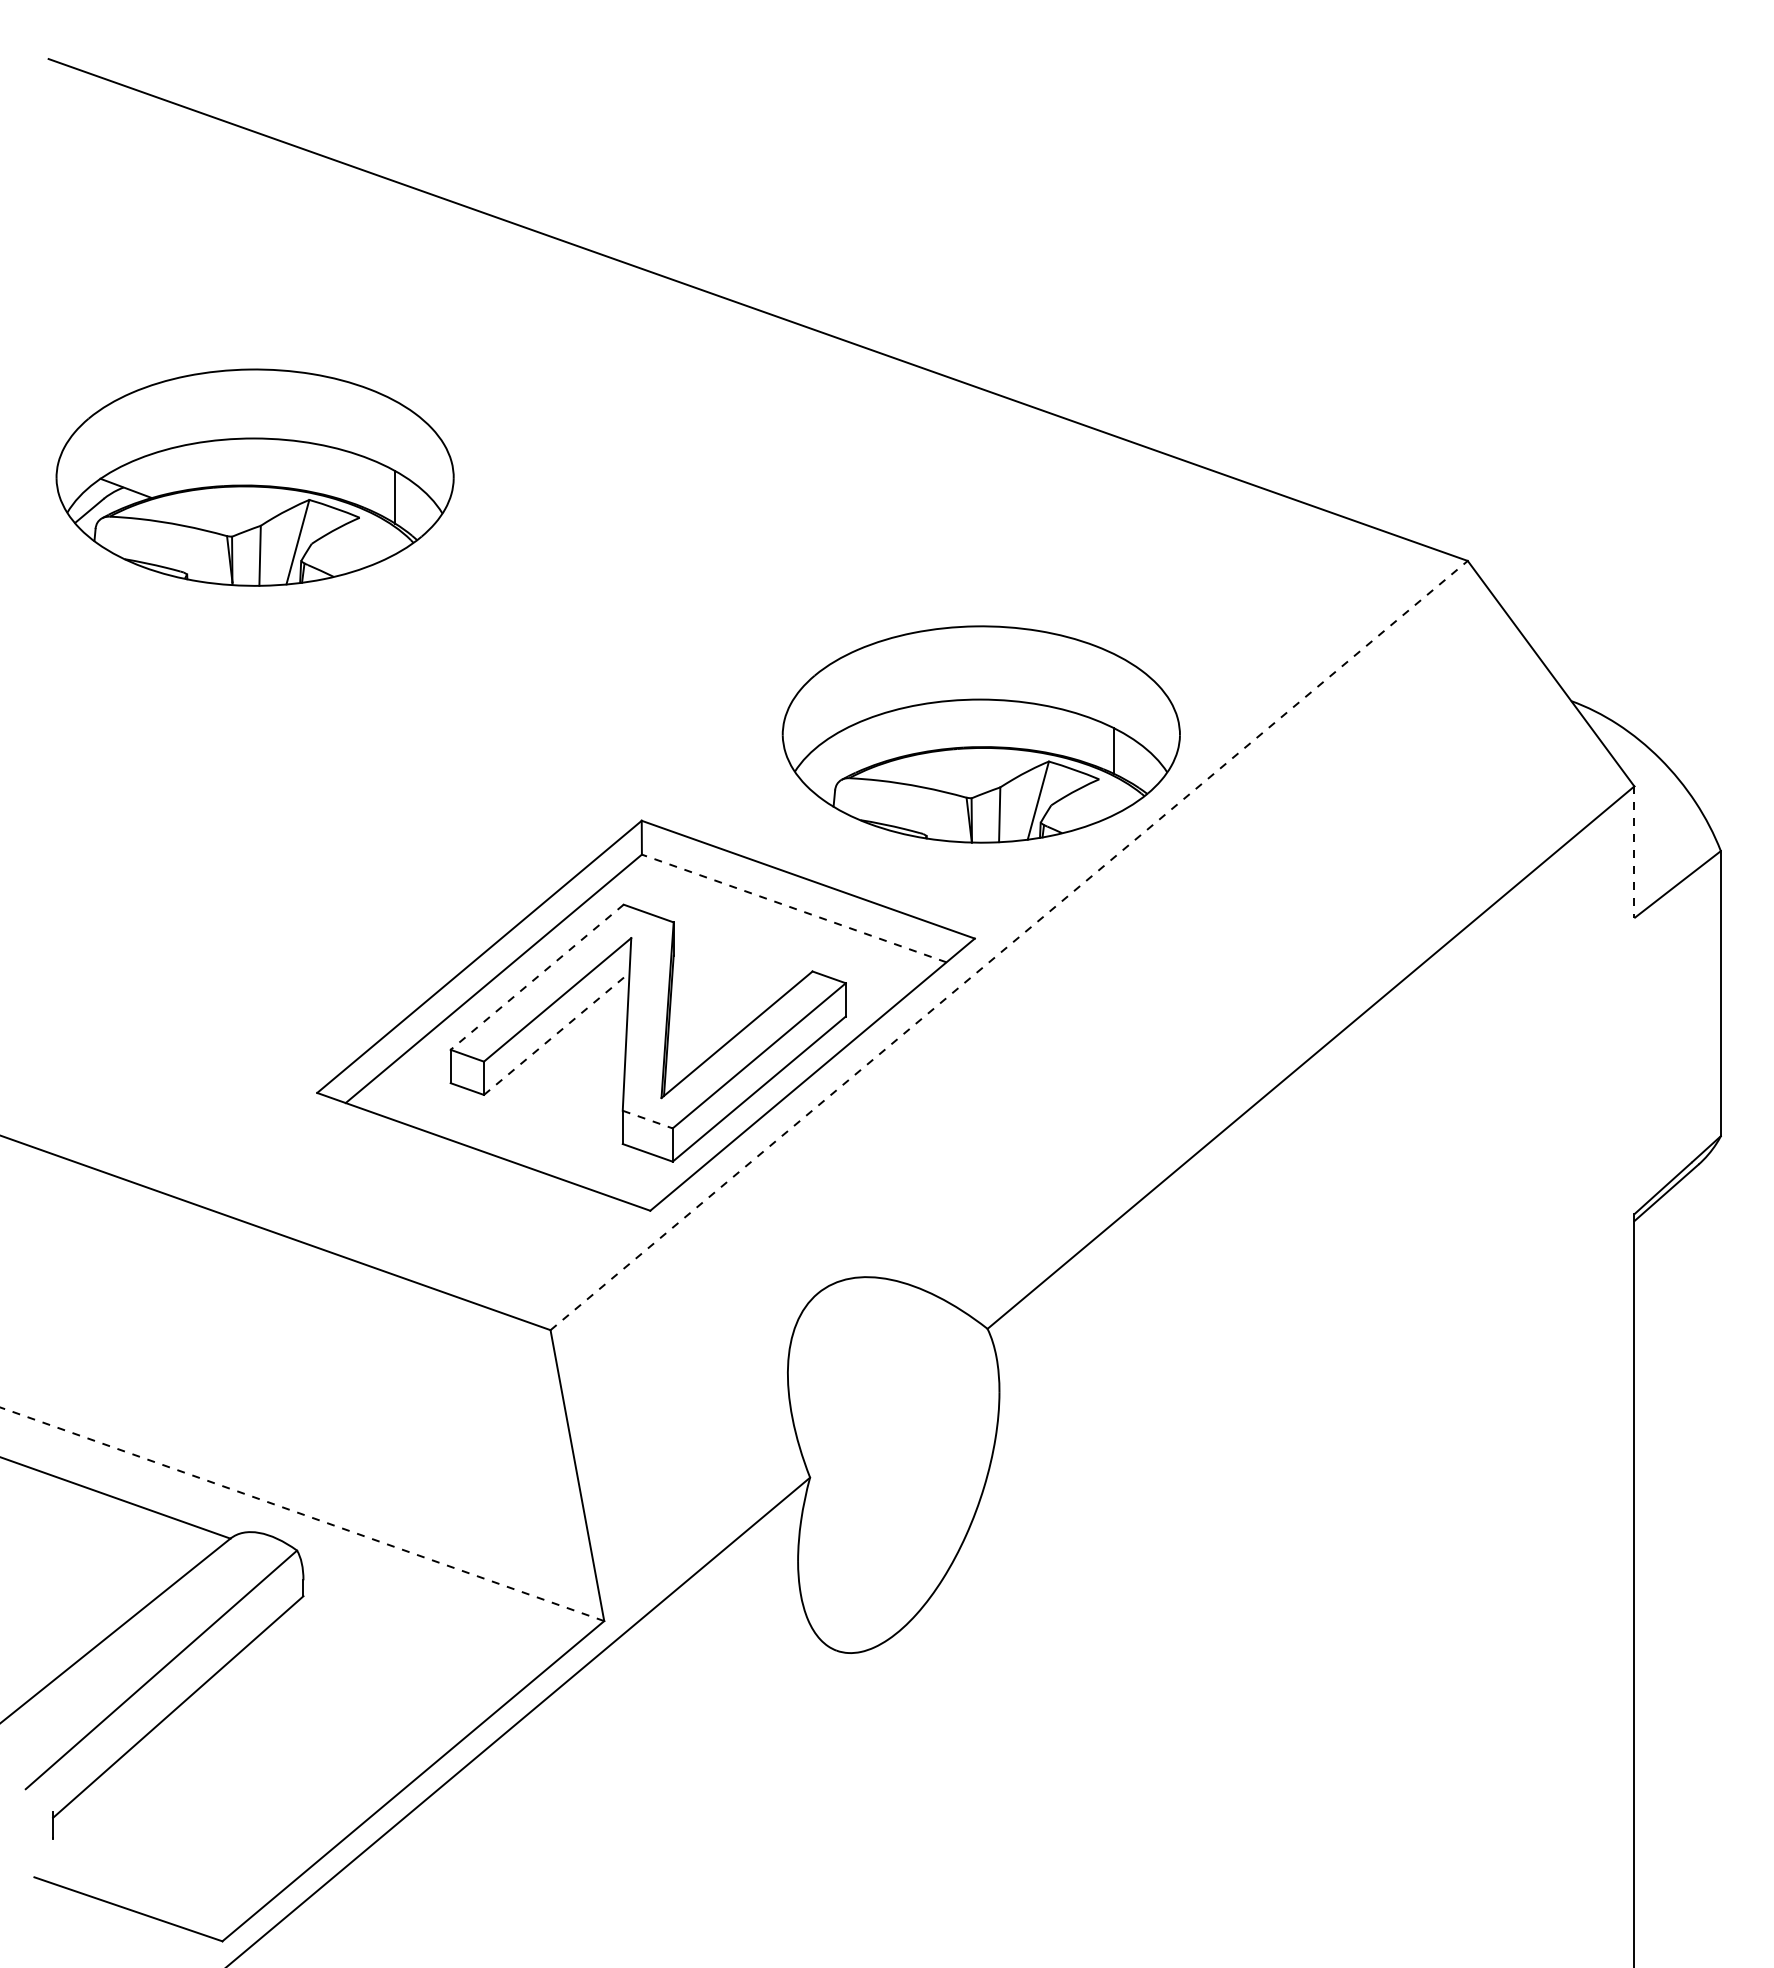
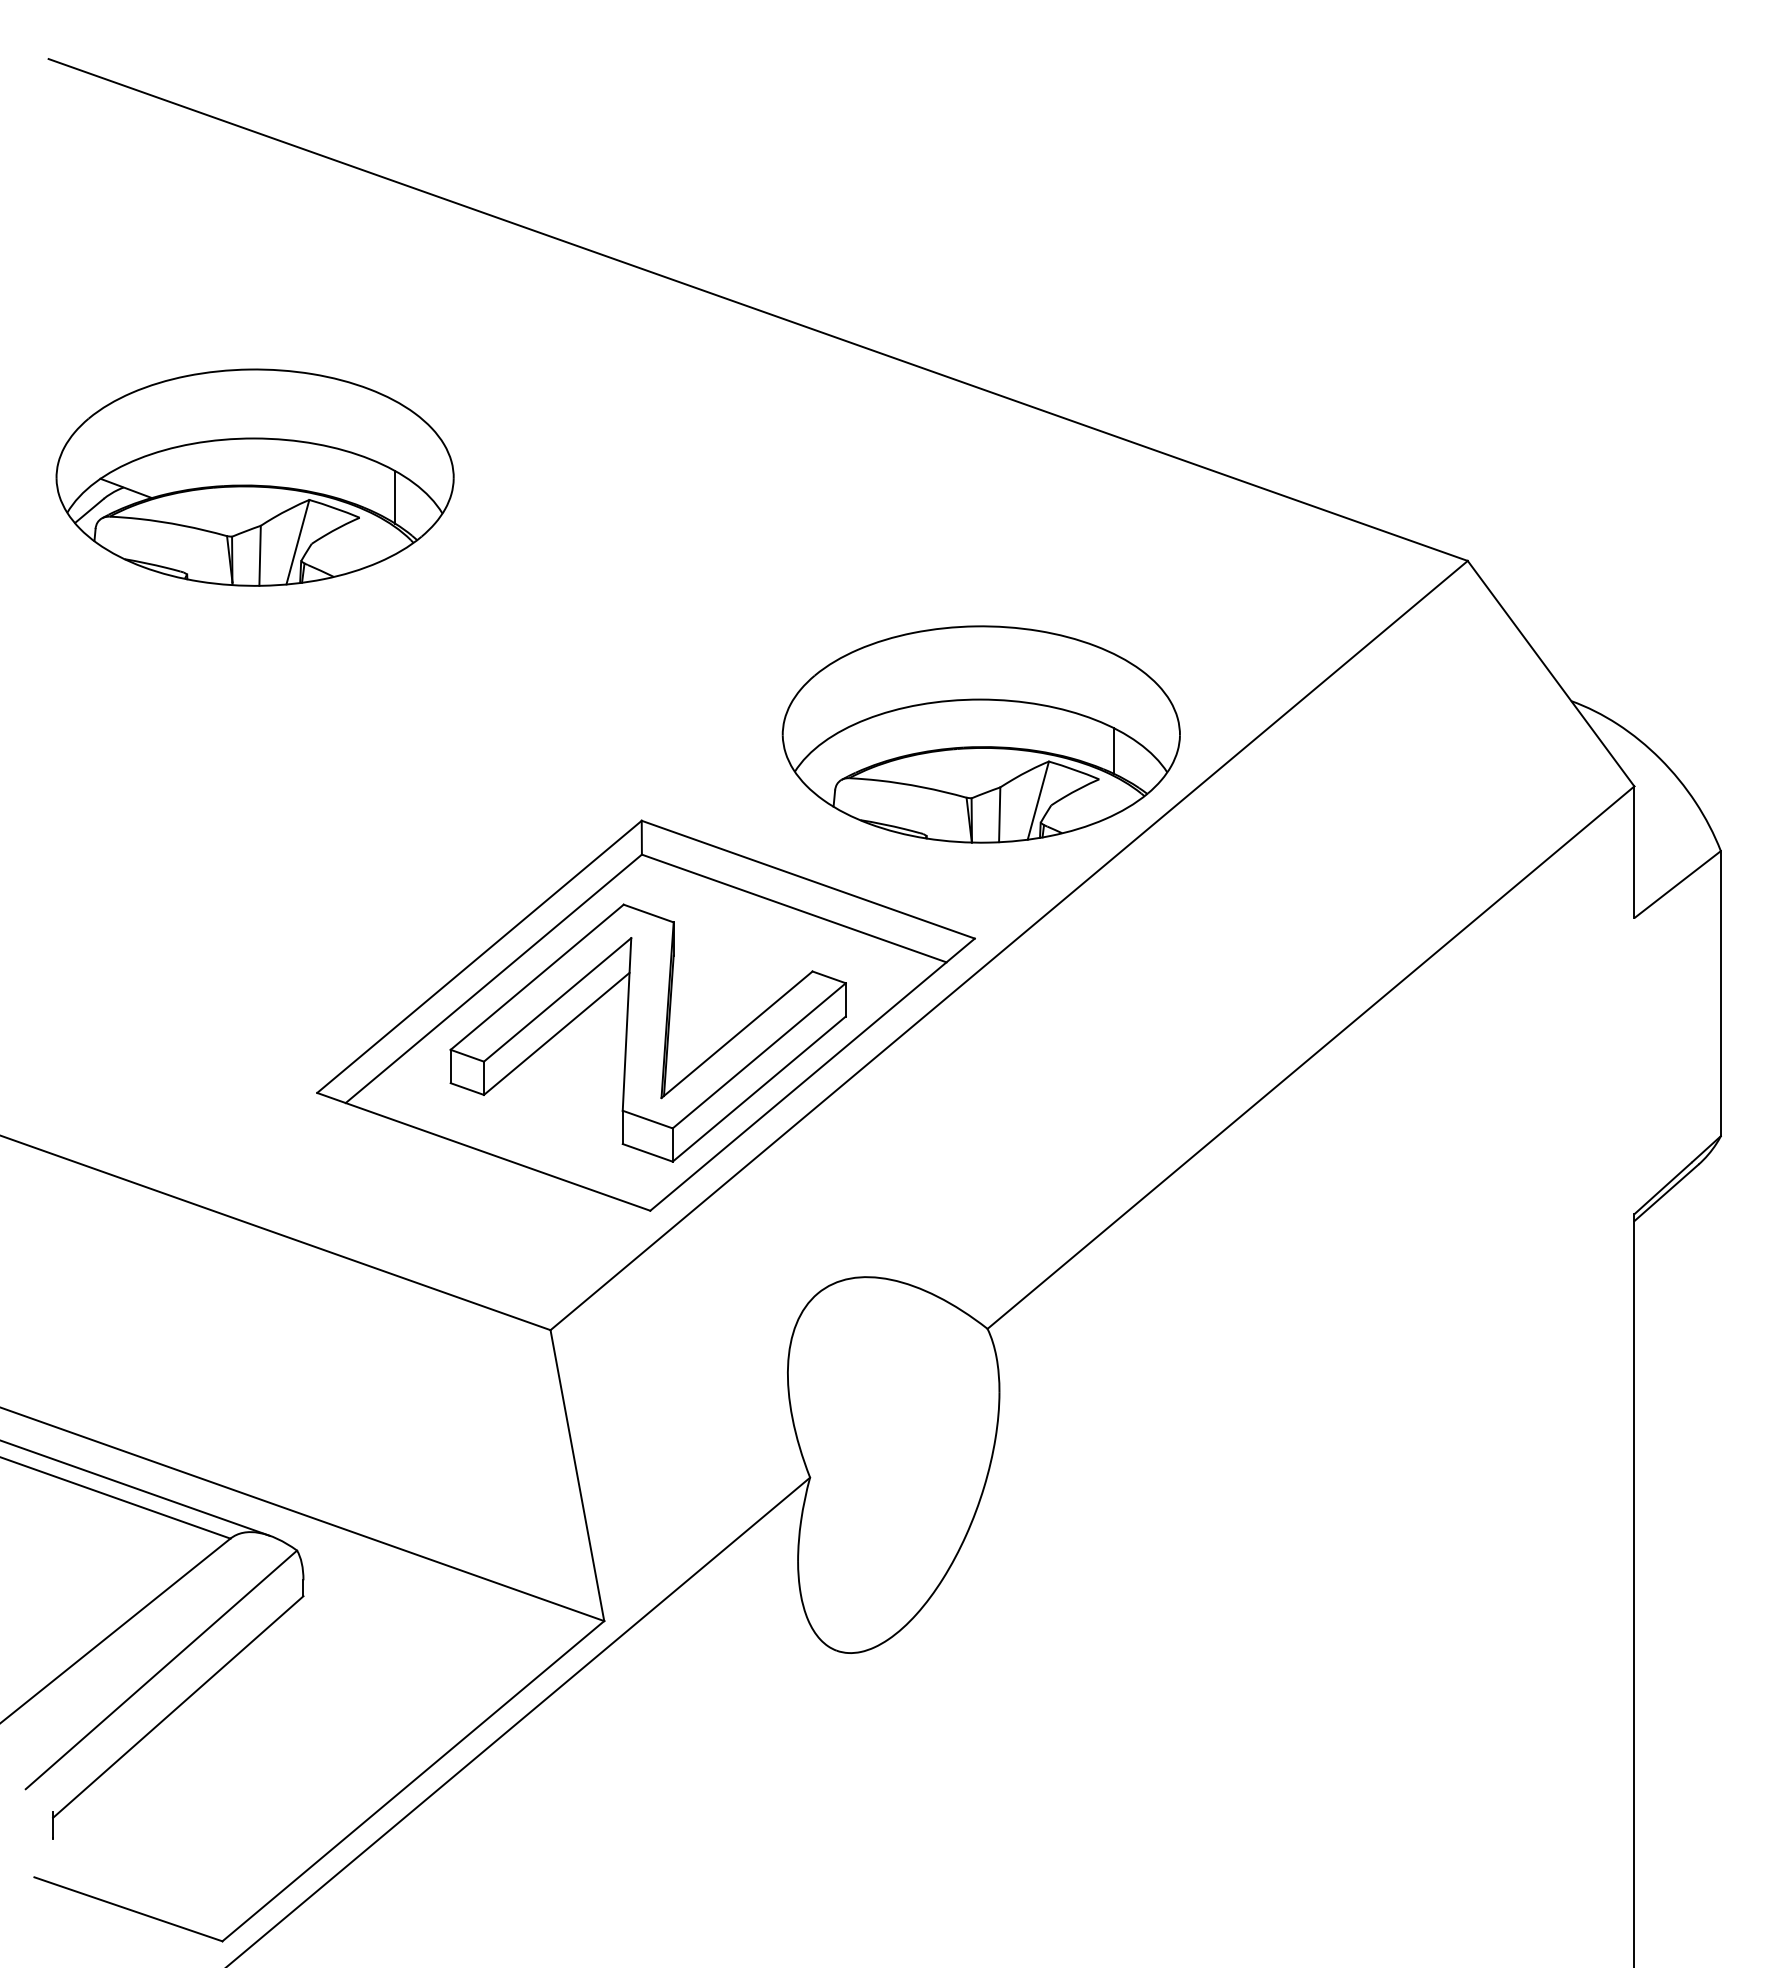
line: dashed -> solid (1634, 852)
line: dashed -> solid (794, 908)
line: dashed -> solid (1009, 945)
line: dashed -> solid (537, 977)
line: dashed -> solid (557, 1033)
line: dashed -> solid (648, 1119)
line: none -> present (135, 1488)
line: dashed -> solid (302, 1514)
